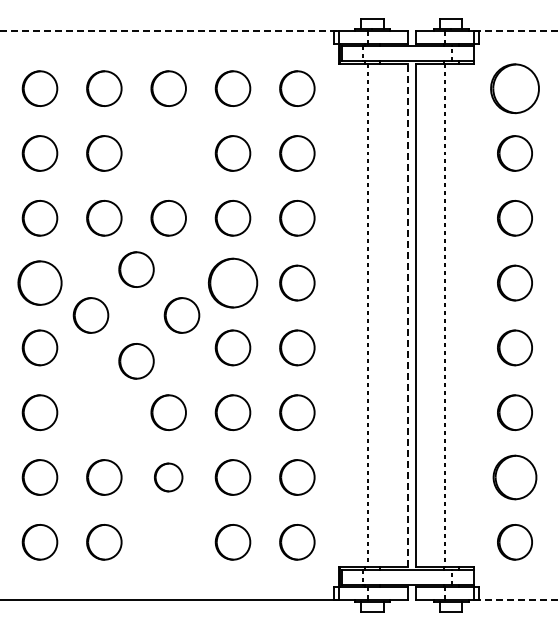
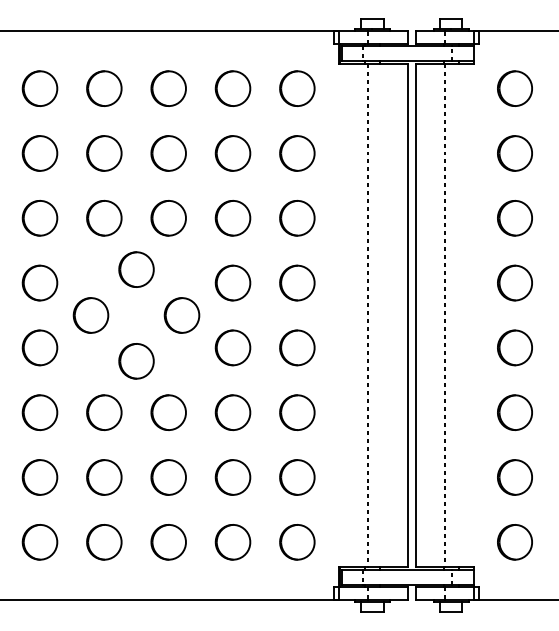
line: dashed -> solid (170, 31)
line: dashed -> solid (516, 31)
part size: 50x52 px -> 36x37 px (514, 88)
part: none -> present (168, 153)
part size: 46x46 px -> 38x38 px (39, 282)
part size: 51x52 px -> 38x38 px (232, 282)
line: dashed -> solid (408, 315)
part: none -> present (104, 412)
part size: 30x31 px -> 37x37 px (168, 477)
part size: 46x47 px -> 36x37 px (514, 477)
part: none -> present (168, 542)
line: dashed -> solid (516, 599)
